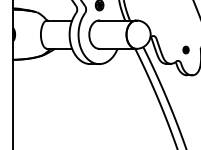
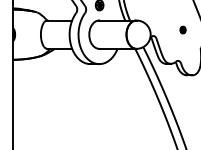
part position: (185, 49) -> (182, 29) (182, 29)
